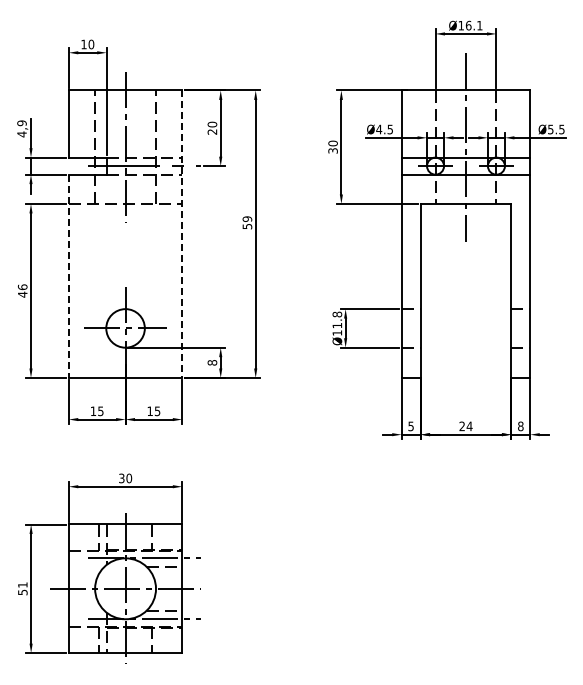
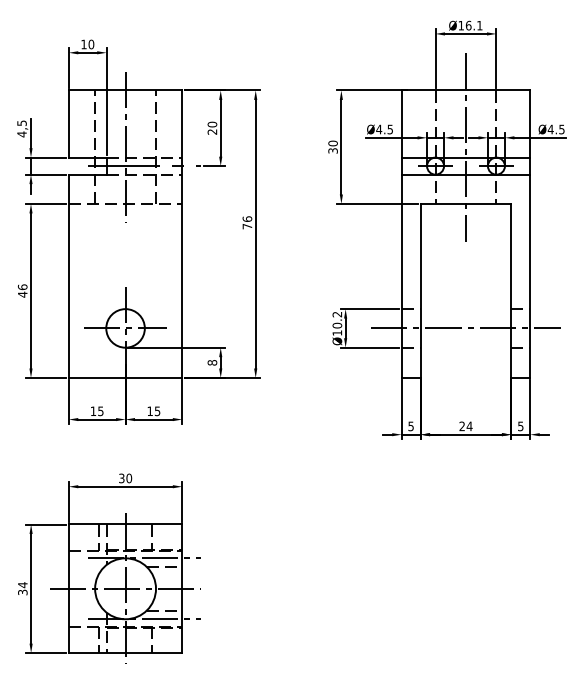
text: 4,9 -> 4,5 (21, 123)
text: Ø5.5 -> Ø4.5 (550, 129)
text: 59 -> 76 (247, 222)
line: dashed -> solid (182, 234)
line: dashed -> solid (68, 276)
text: Ø11.8 -> Ø10.2 (337, 319)
line: none -> present (465, 328)
text: 8 -> 5 (520, 426)
text: 51 -> 34 (22, 588)
